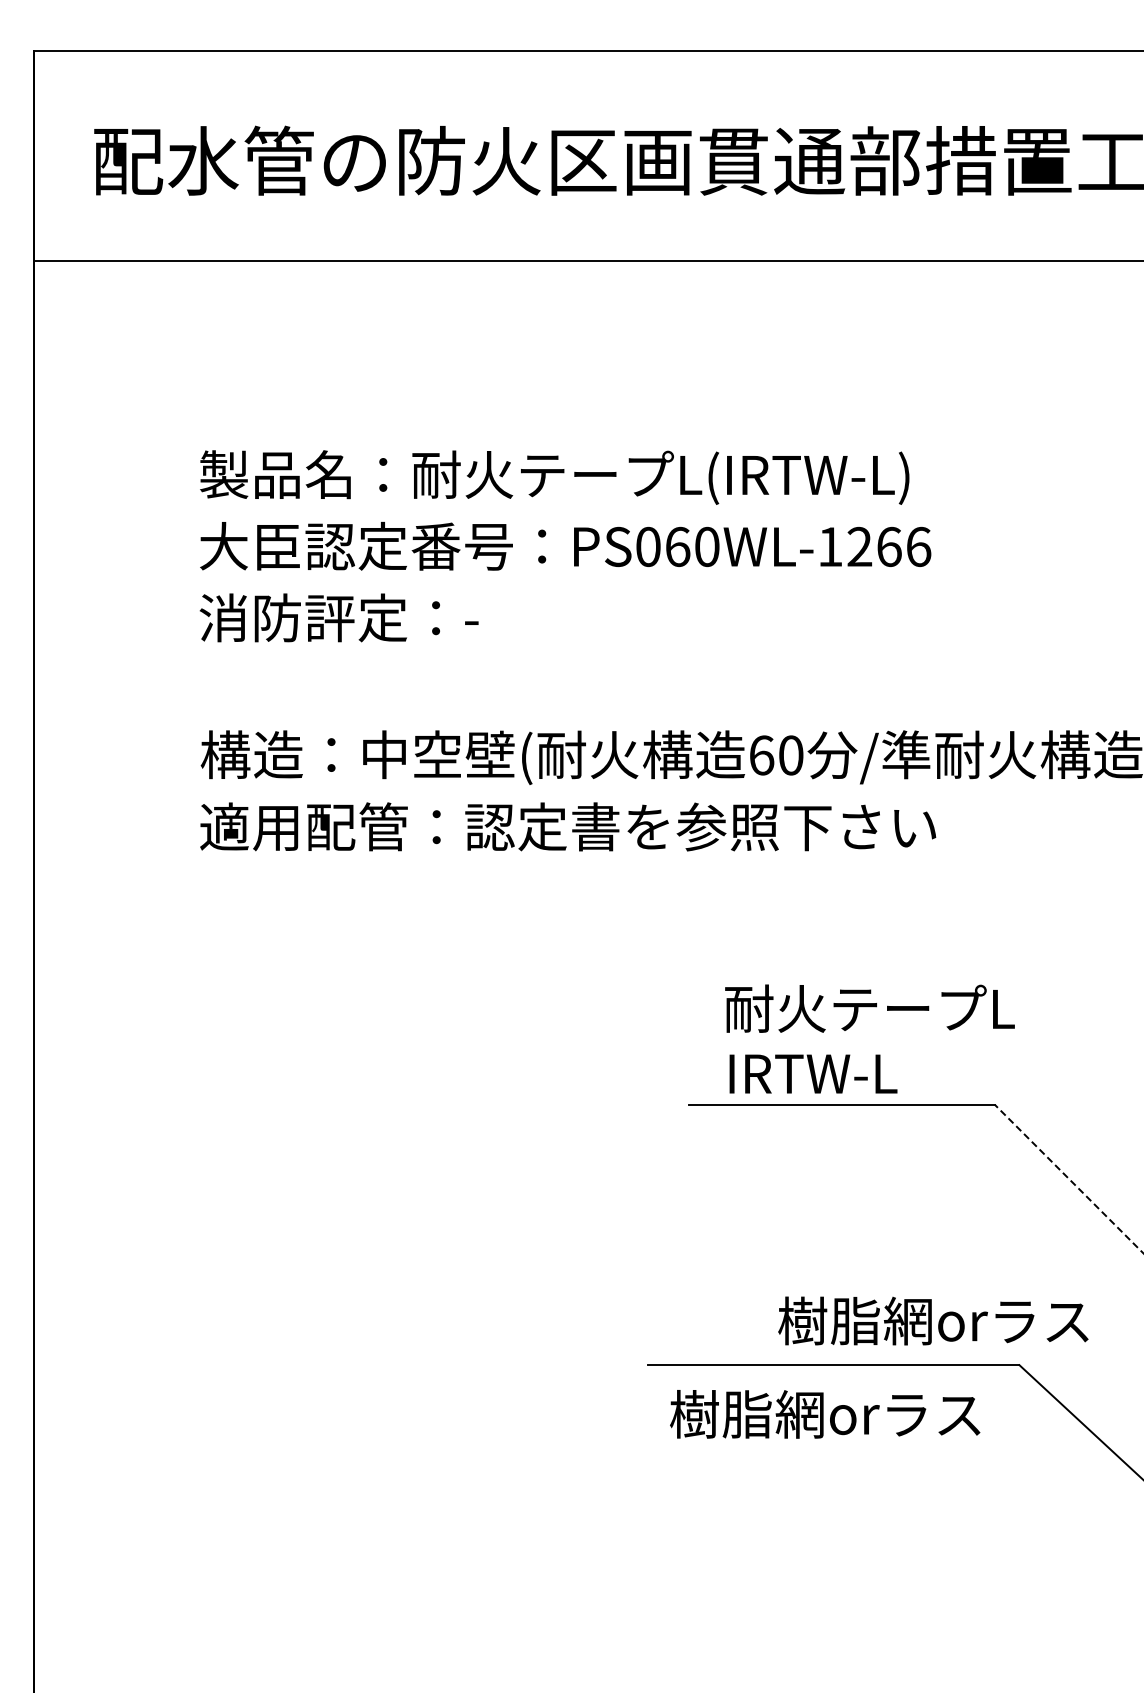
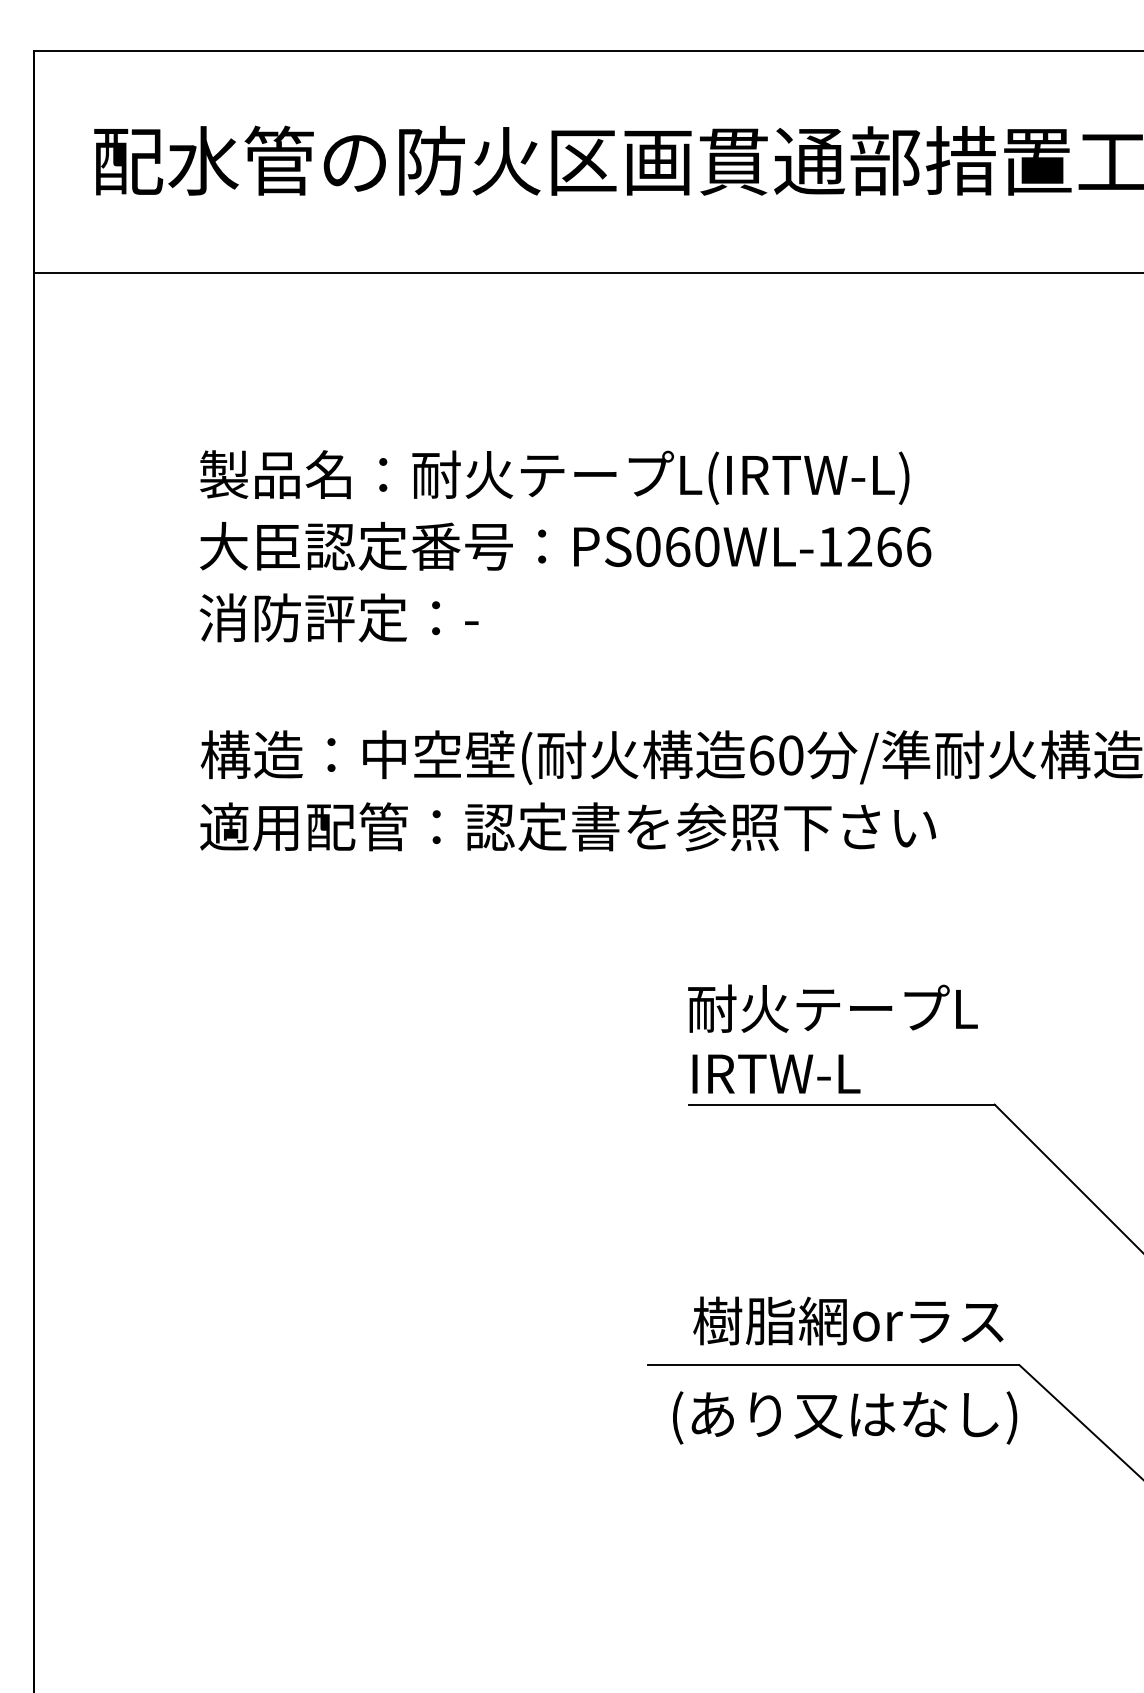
line position: (587, 260) -> (587, 272) (587, 272)
text position: (869, 1038) -> (832, 1038) (832, 1038)
line: dashed -> solid (1068, 1178)
text position: (933, 1320) -> (848, 1320) (848, 1320)
text: 樹脂網orラス -> (あり又はなし) (843, 1417)
